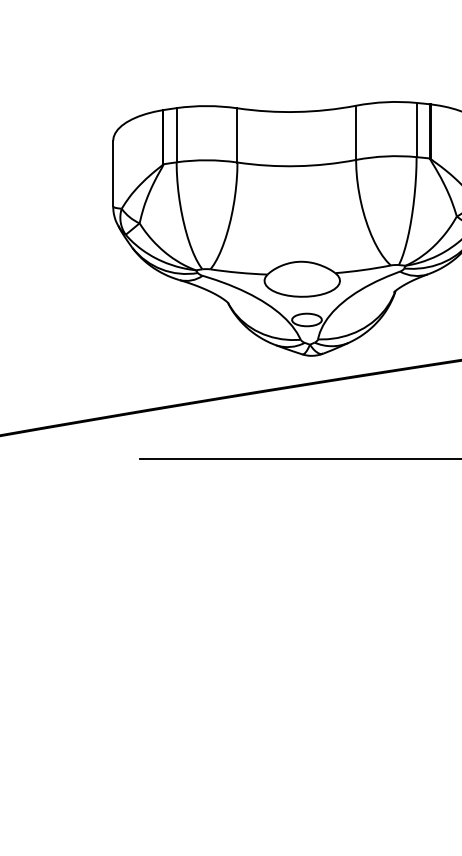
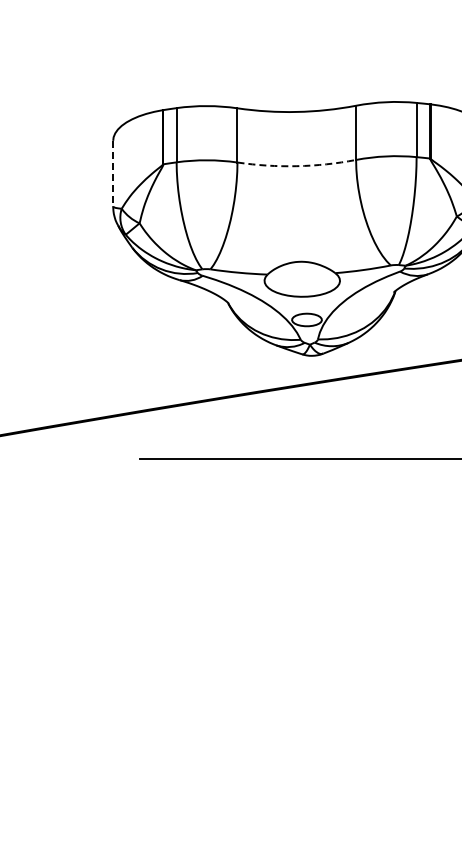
arc: solid -> dashed (296, 166)
line: solid -> dashed (113, 173)
